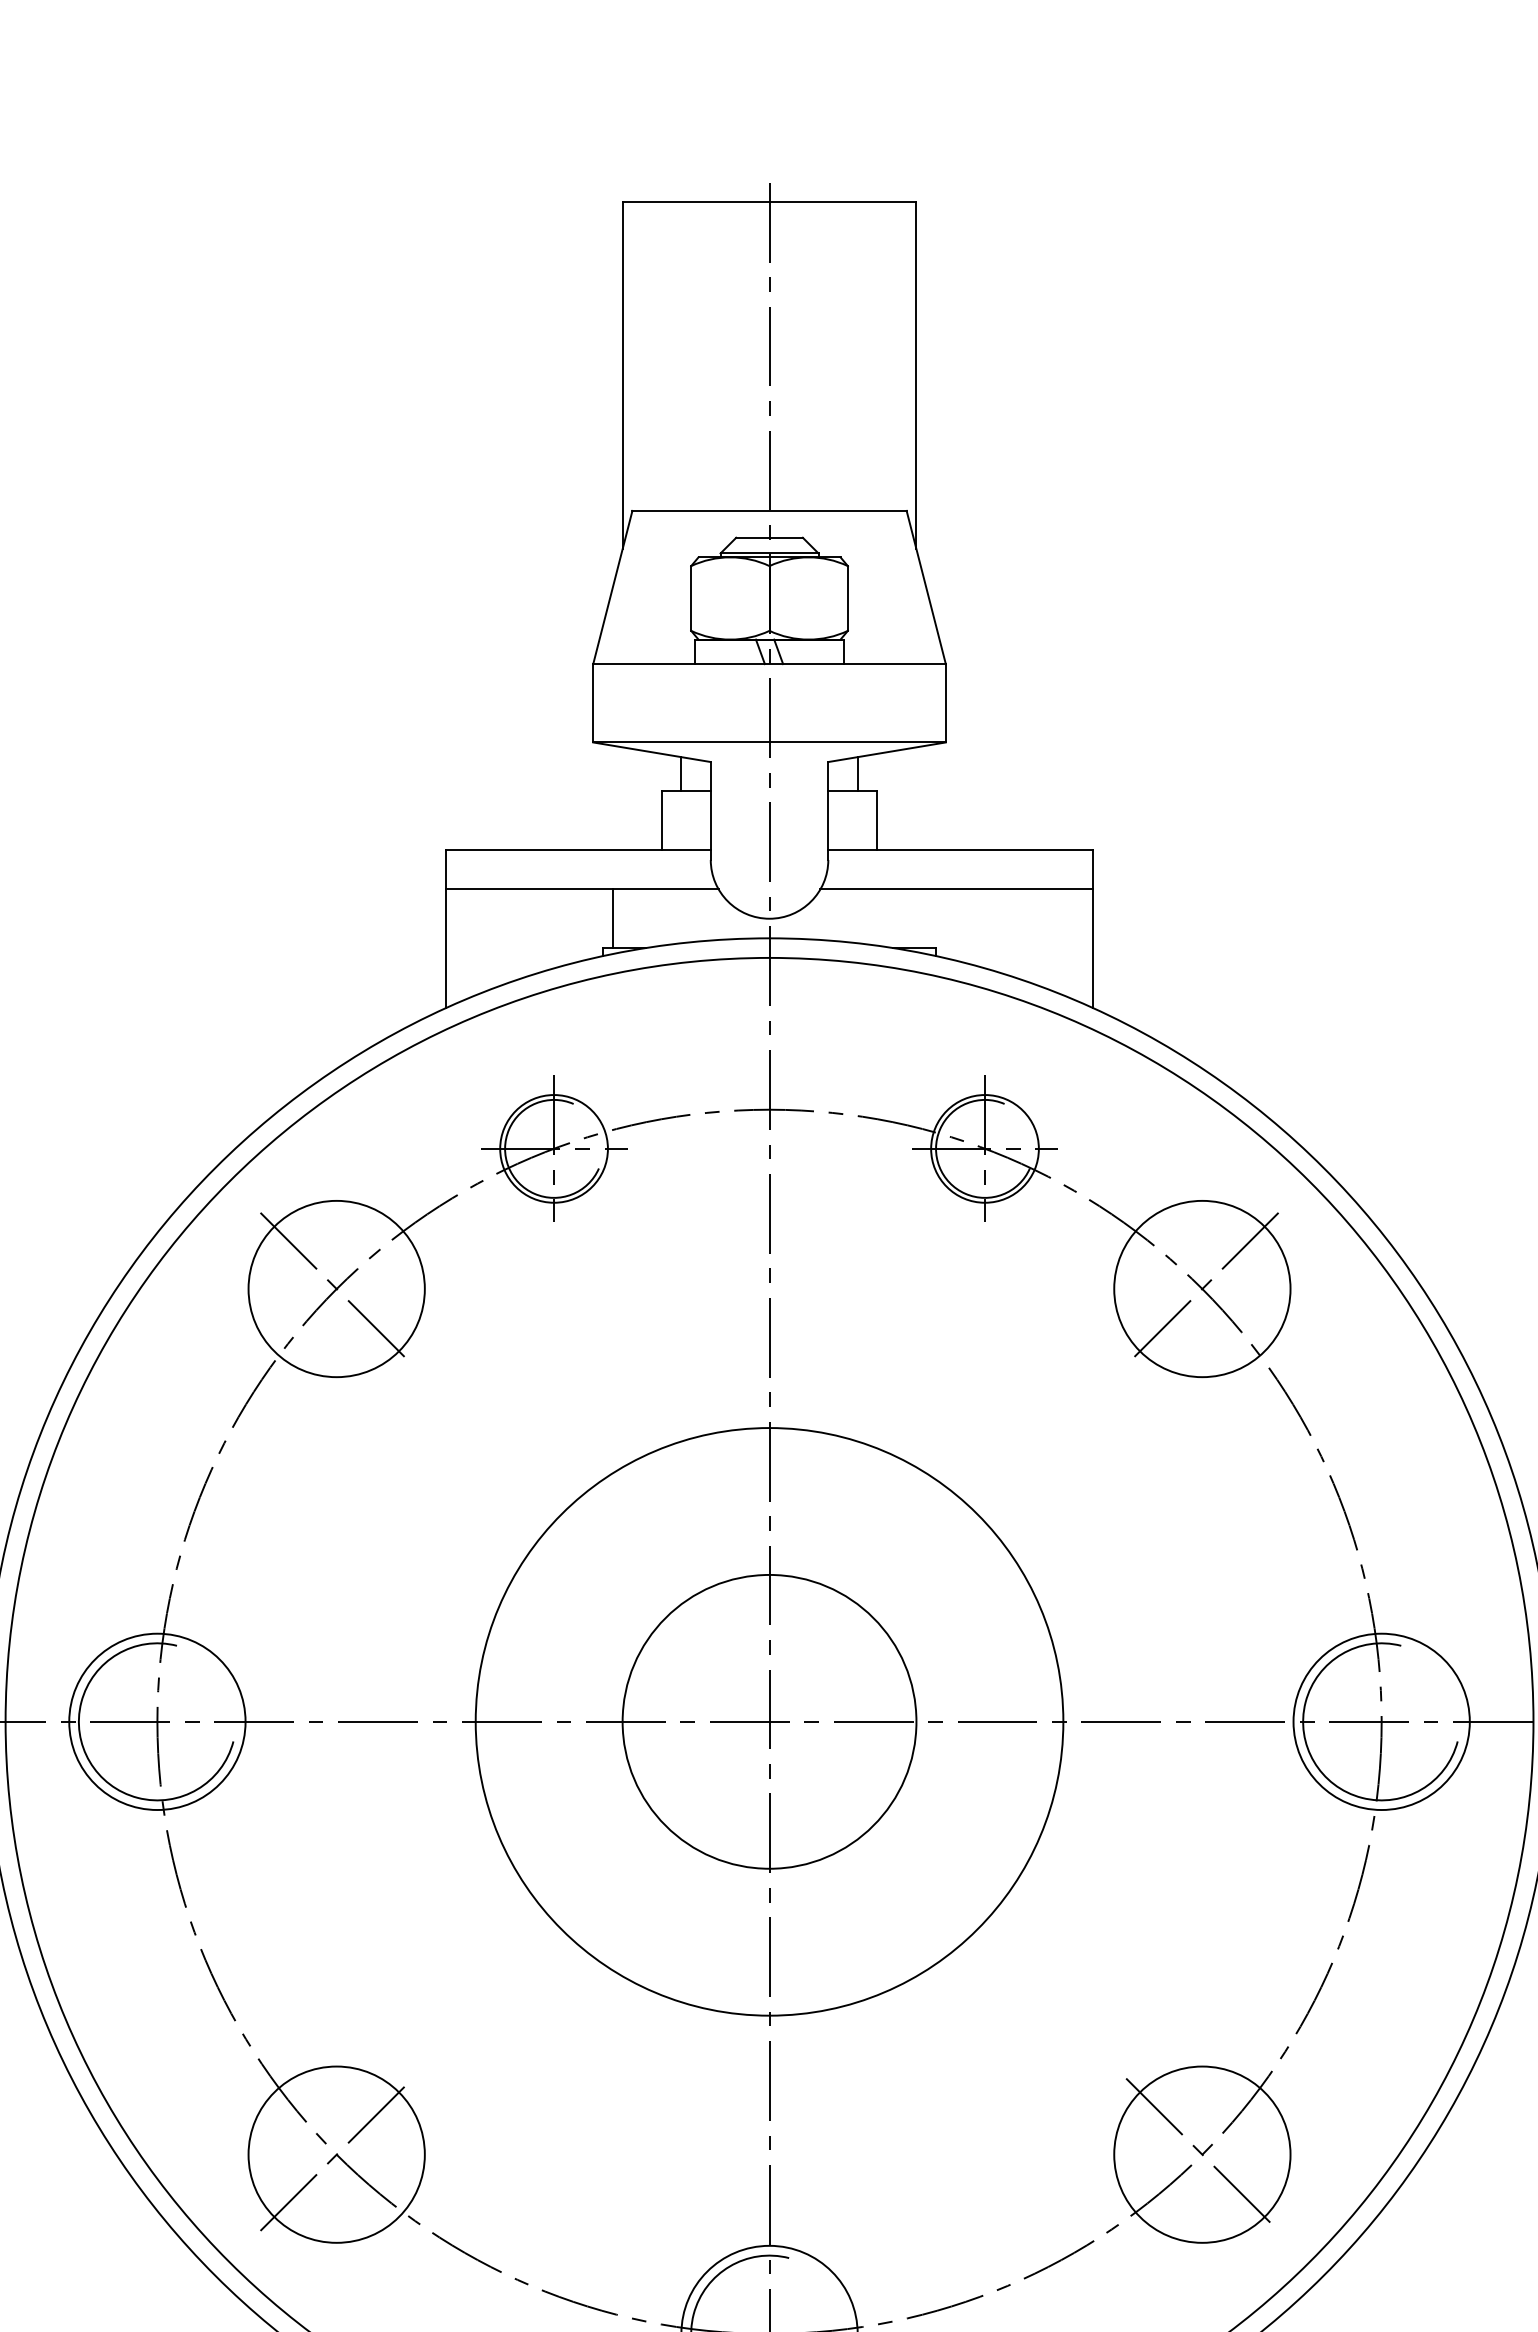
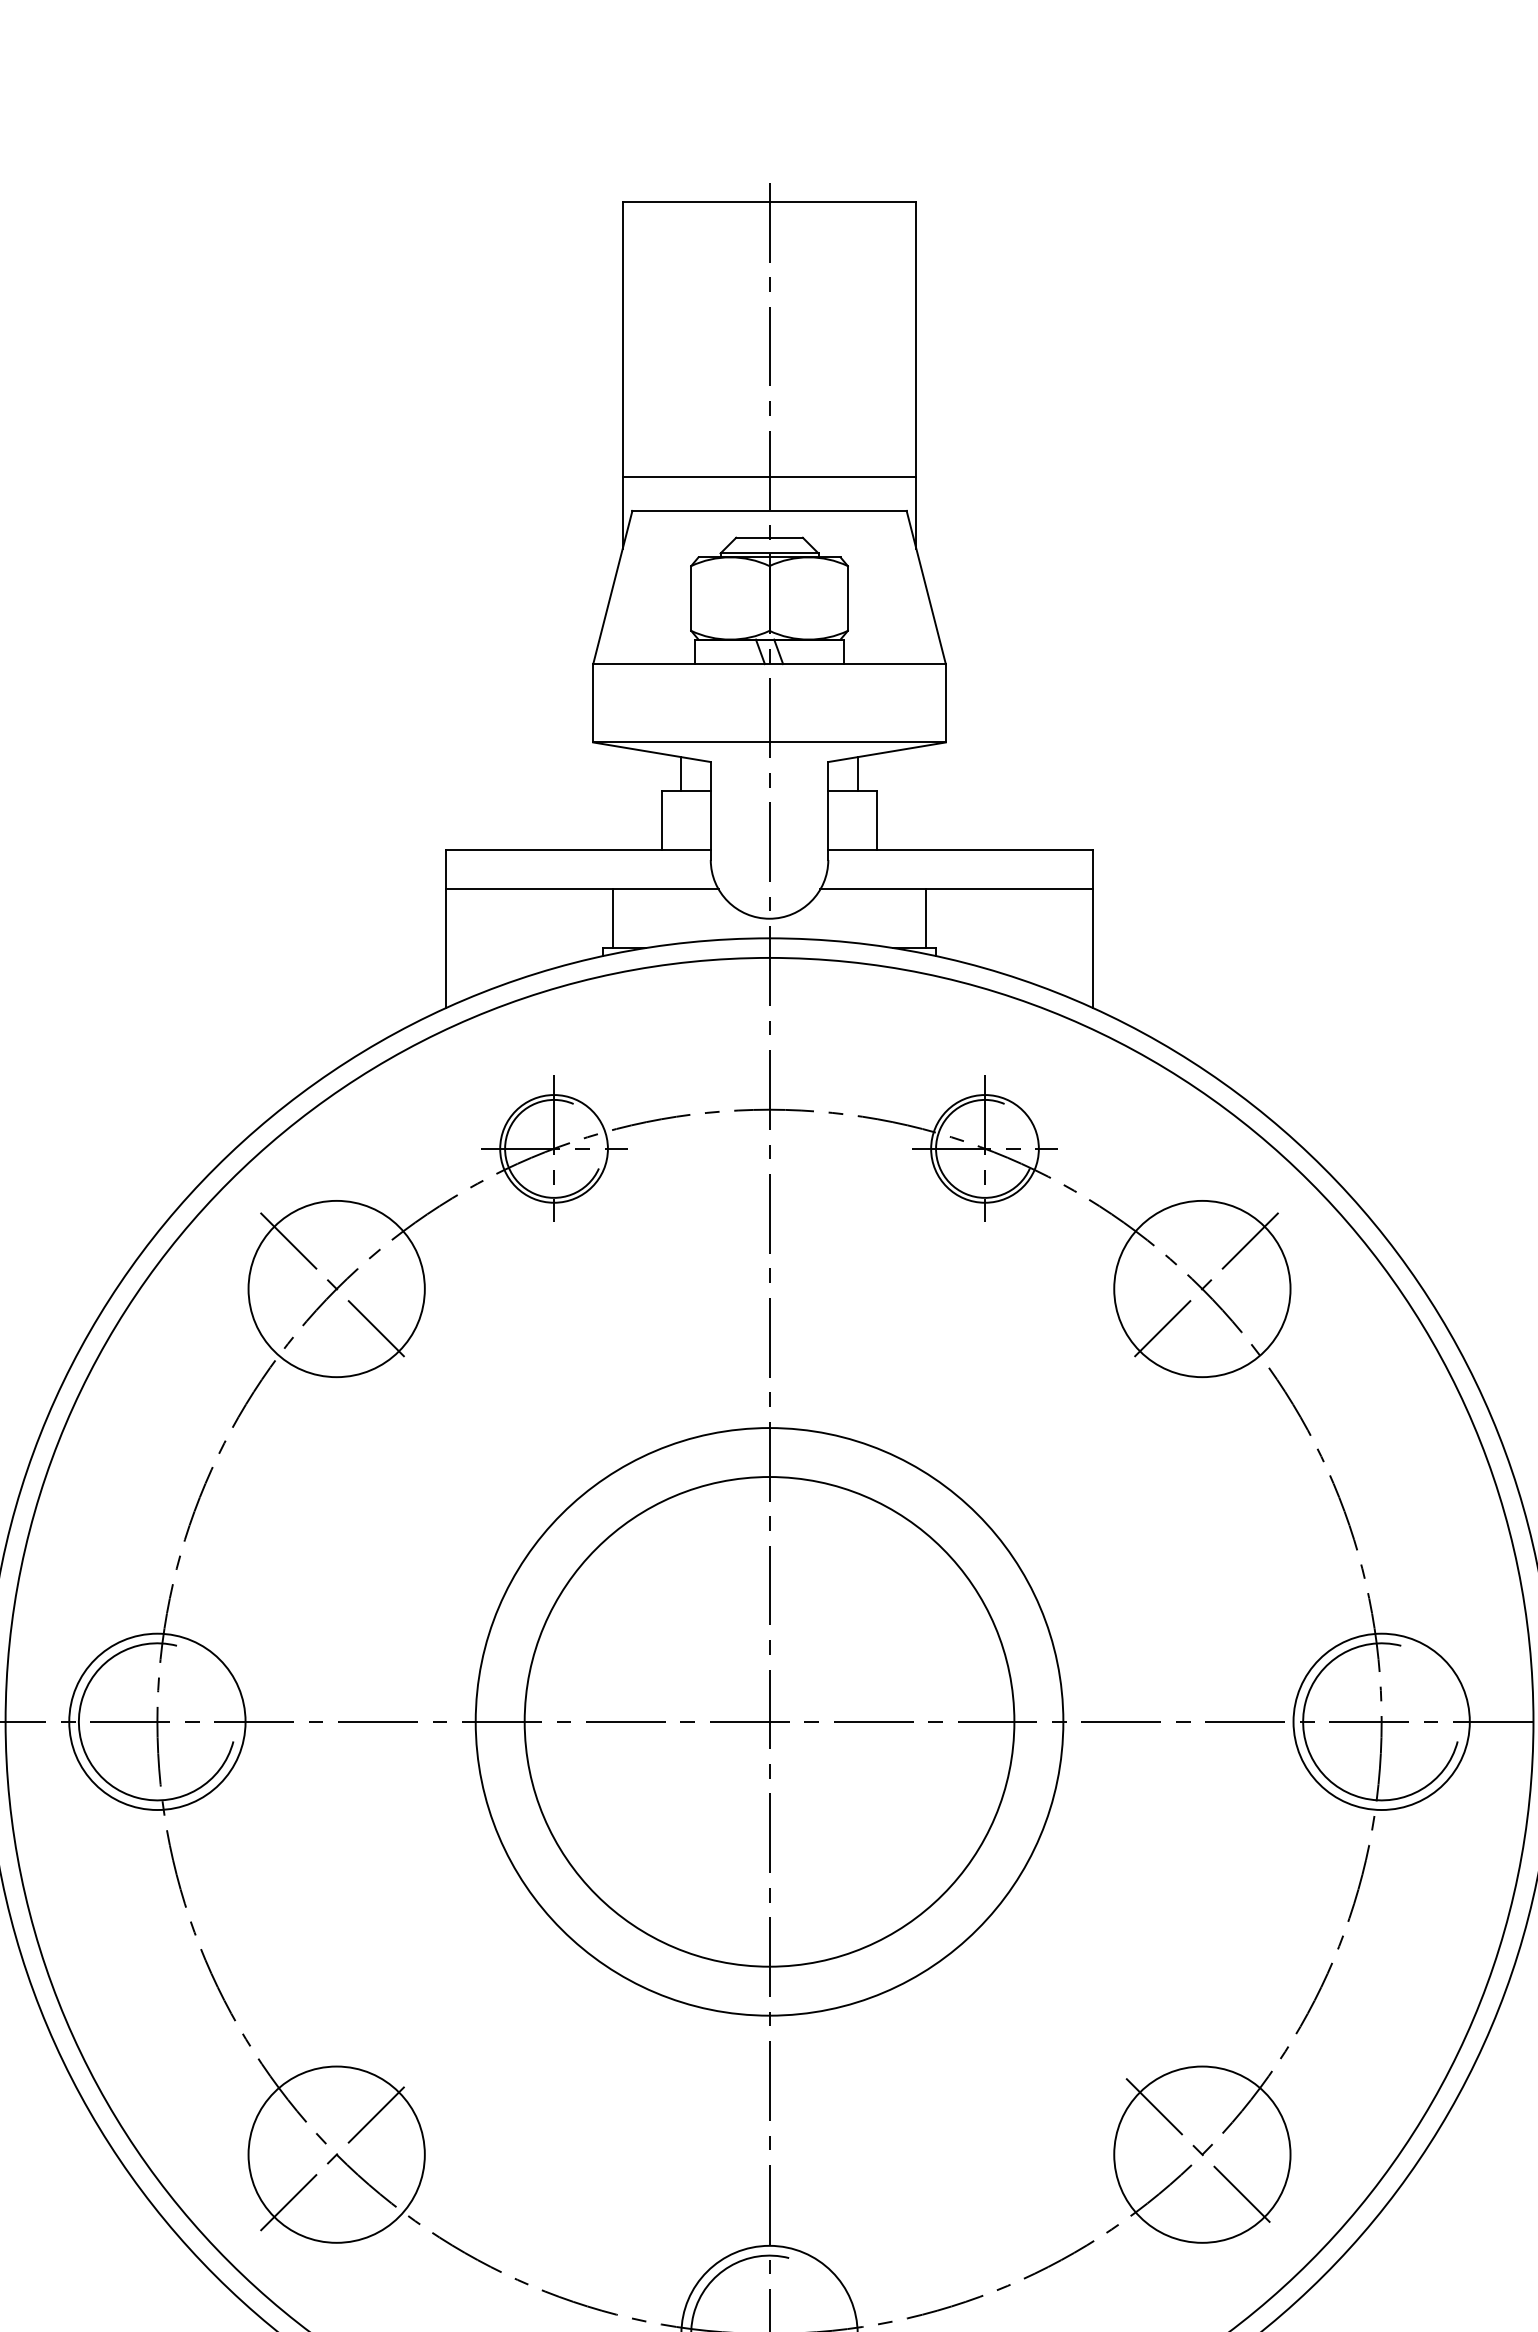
line: none -> present (769, 476)
line: none -> present (926, 918)
circle diameter: 294 px -> 490 px (769, 1721)
